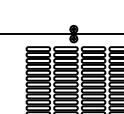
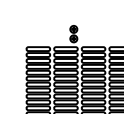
line: present -> none (61, 34)
